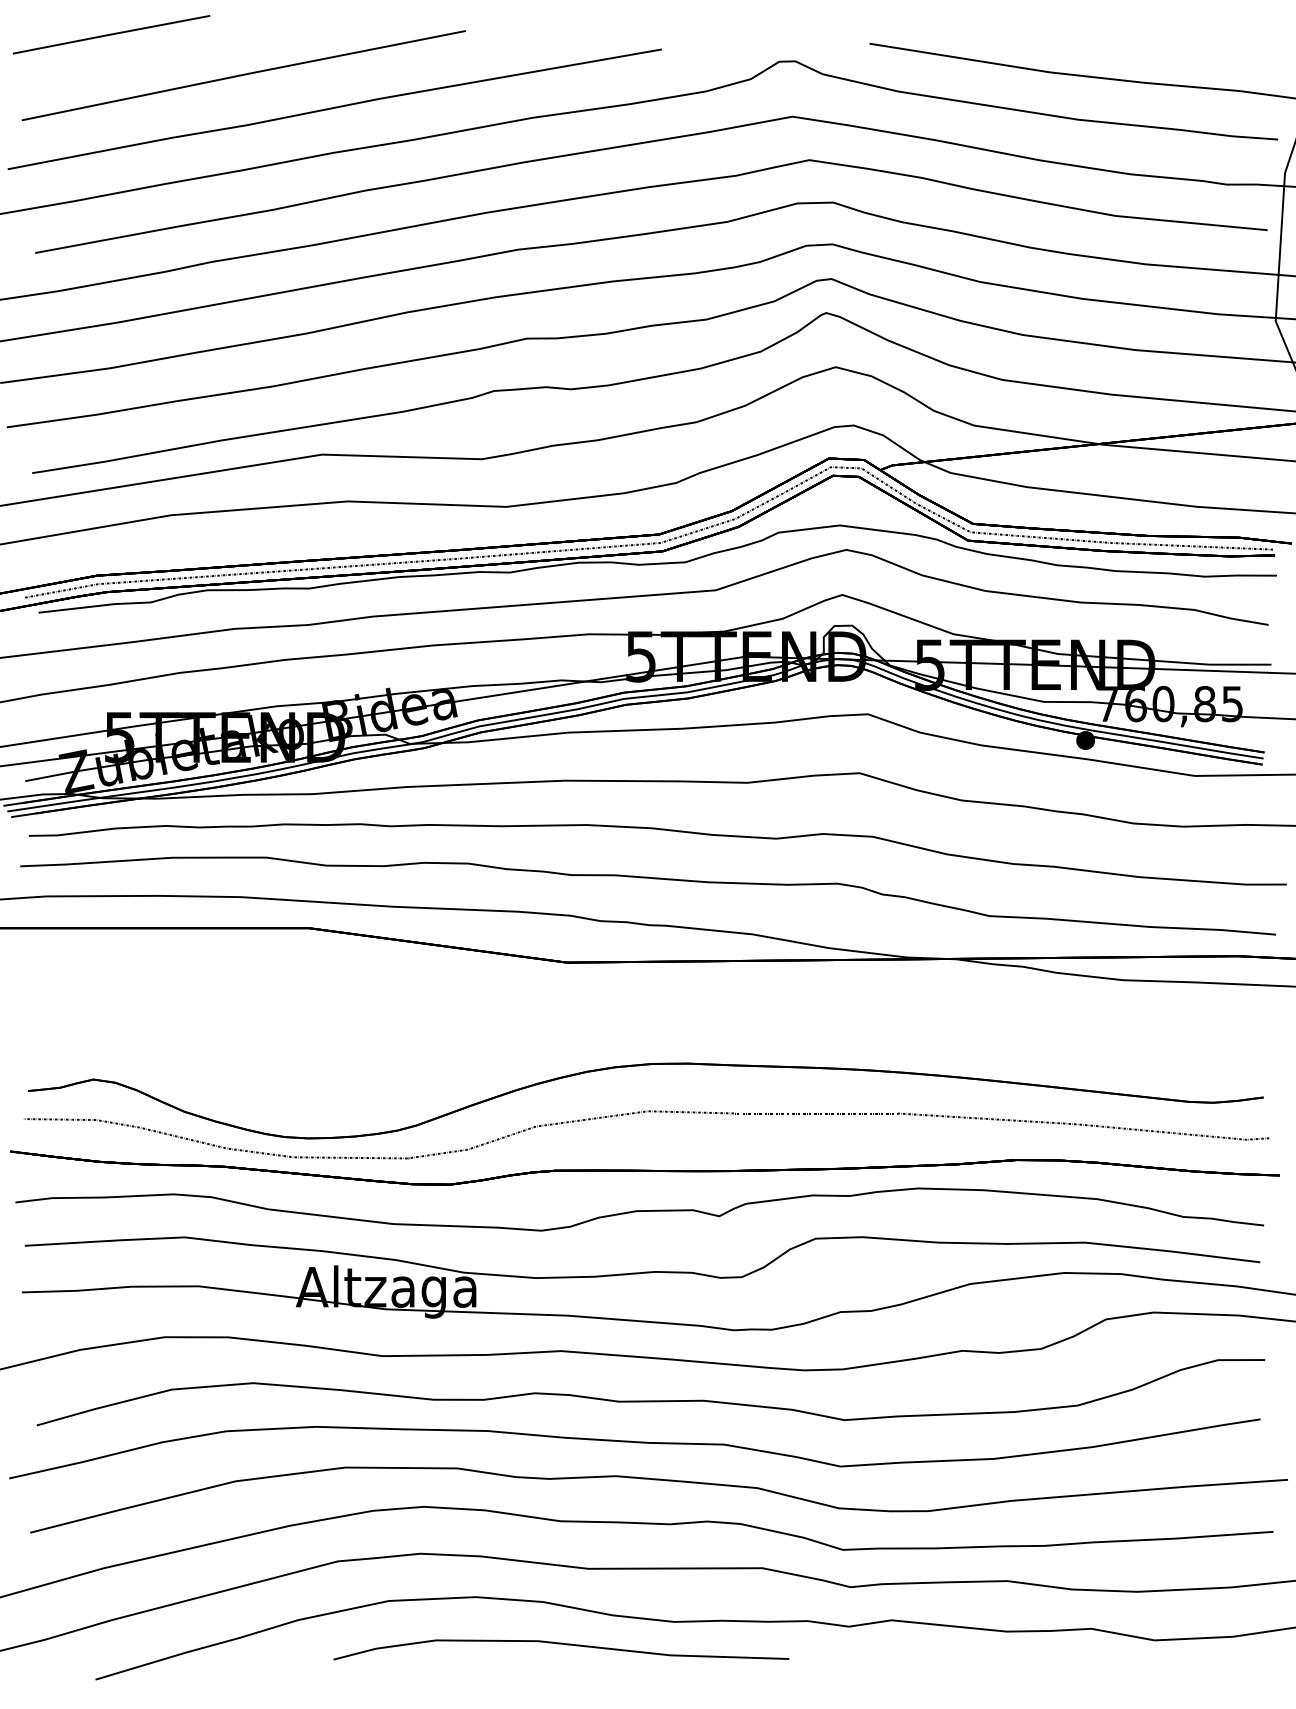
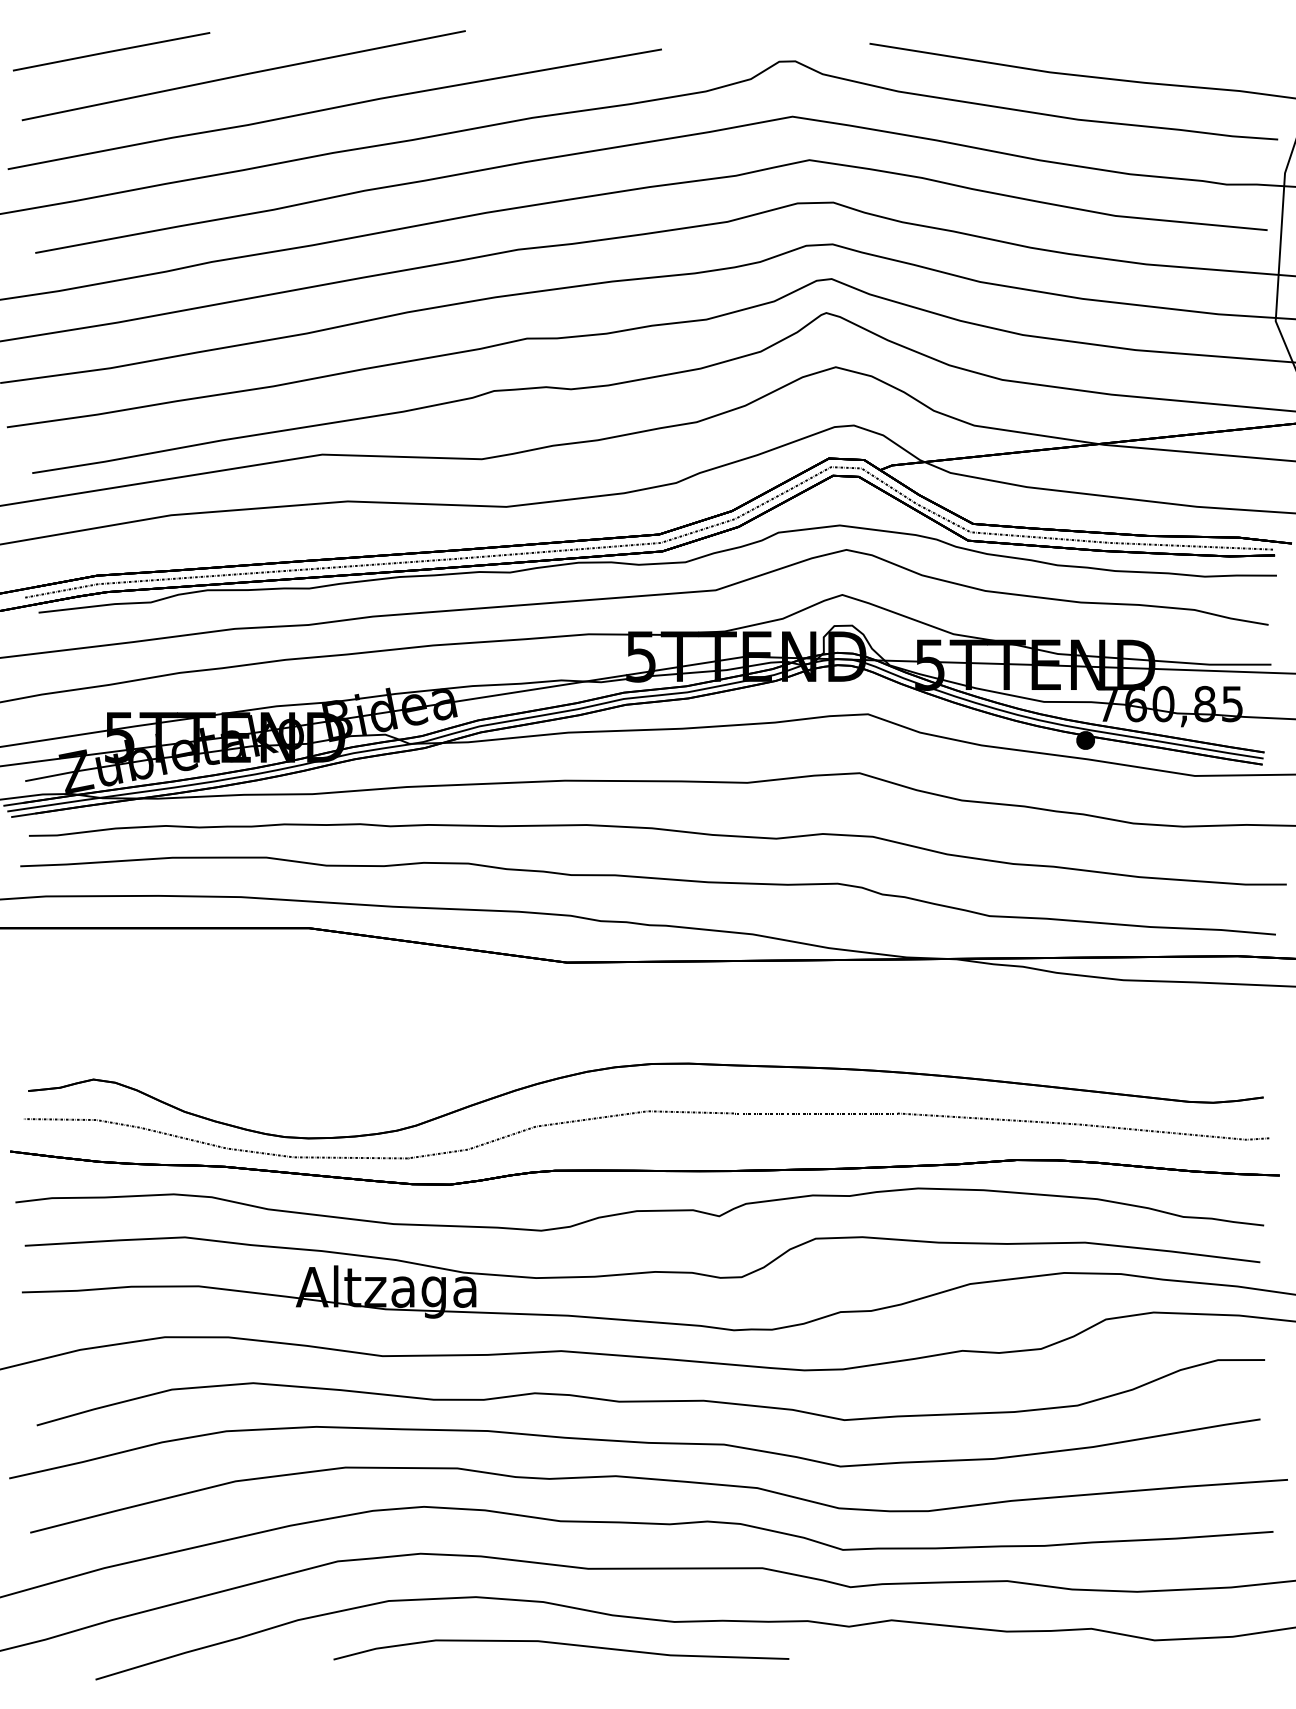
line position: (111, 34) -> (111, 51) (111, 51)
